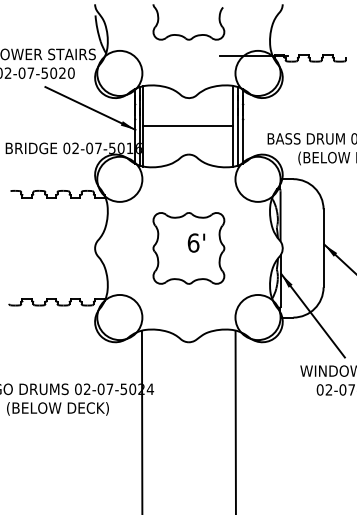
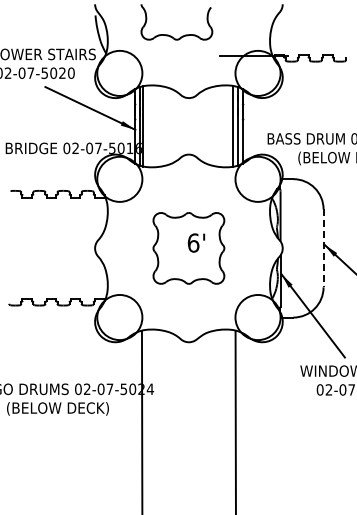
part position: (183, 35) -> (171, 35) (171, 35)
line: present -> none (188, 125)
line: solid -> dashed (323, 248)
